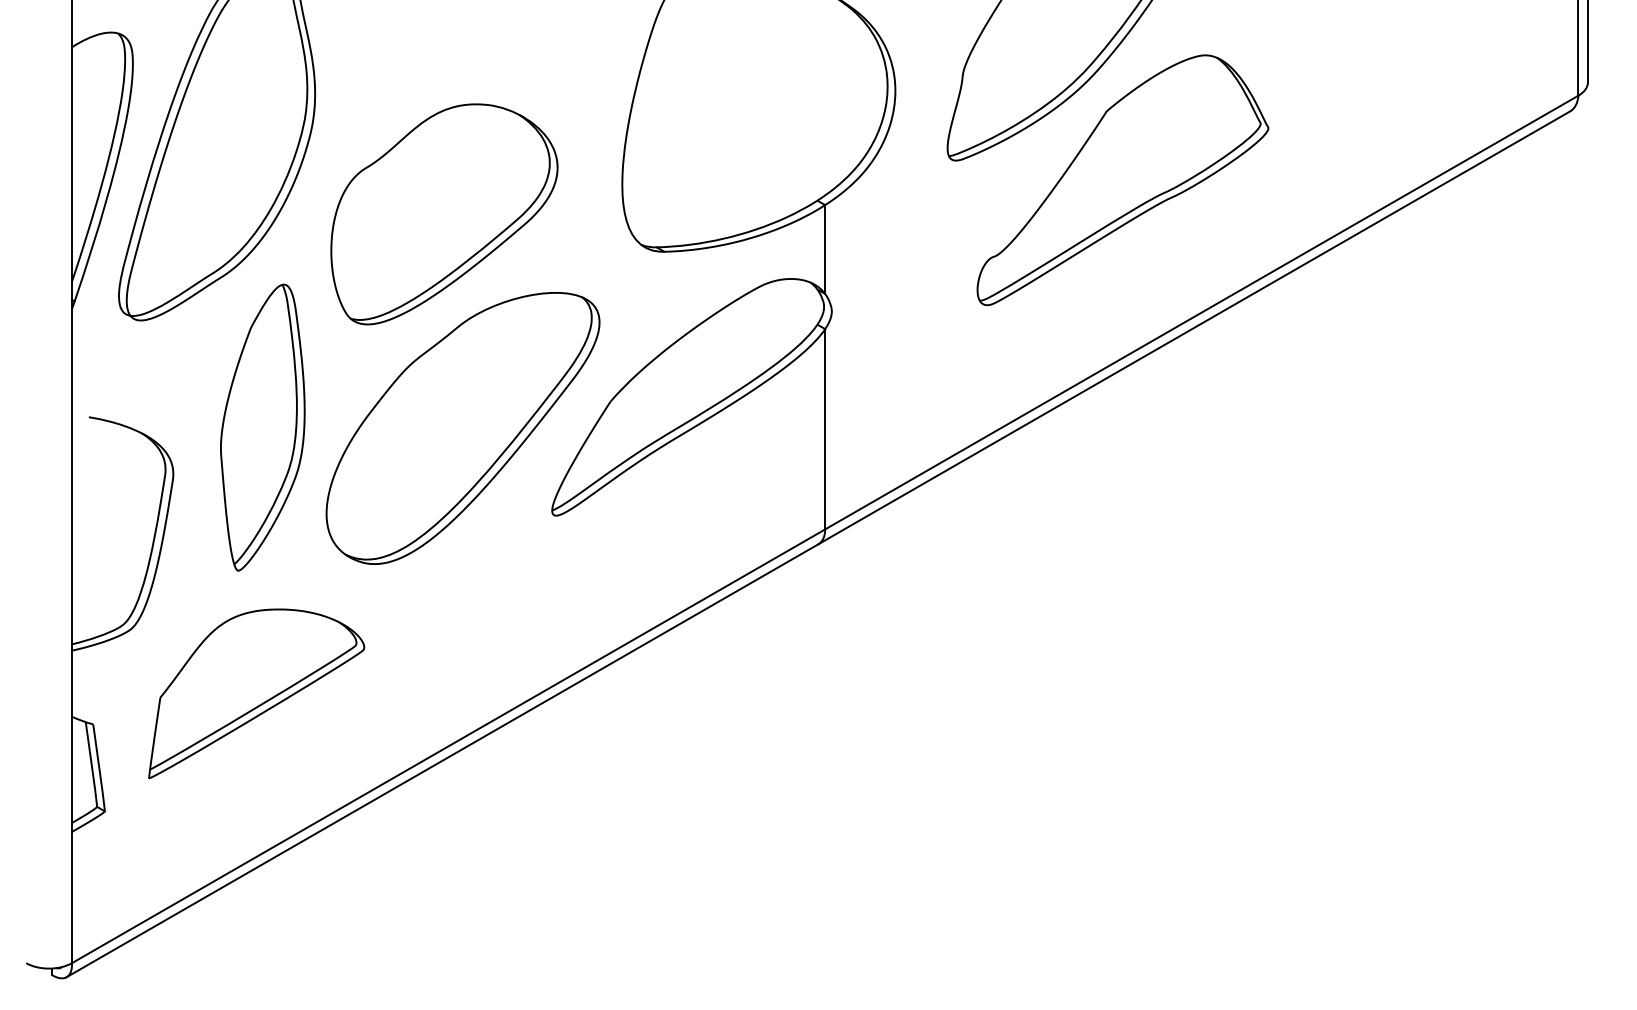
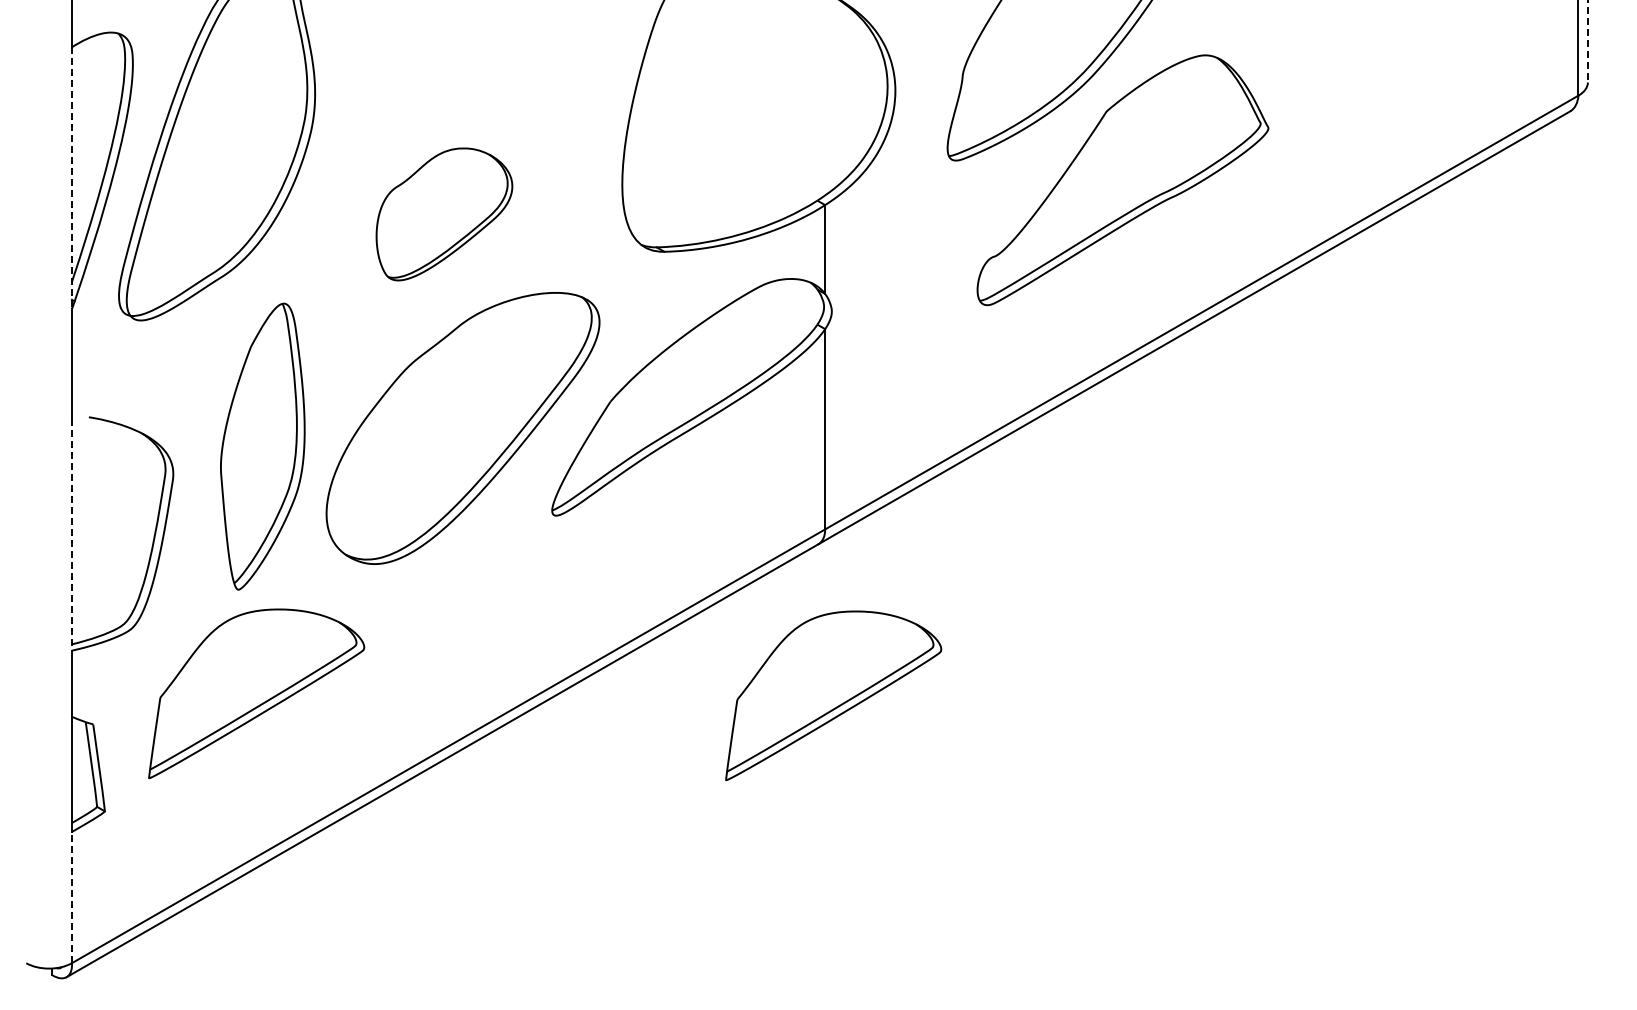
line: solid -> dashed (1587, 41)
line: solid -> dashed (71, 178)
part size: 229x223 px -> 139x135 px (444, 214)
part position: (262, 427) -> (262, 446) (262, 446)
line: solid -> dashed (71, 534)
part: none -> present (833, 695)
line: solid -> dashed (71, 897)
